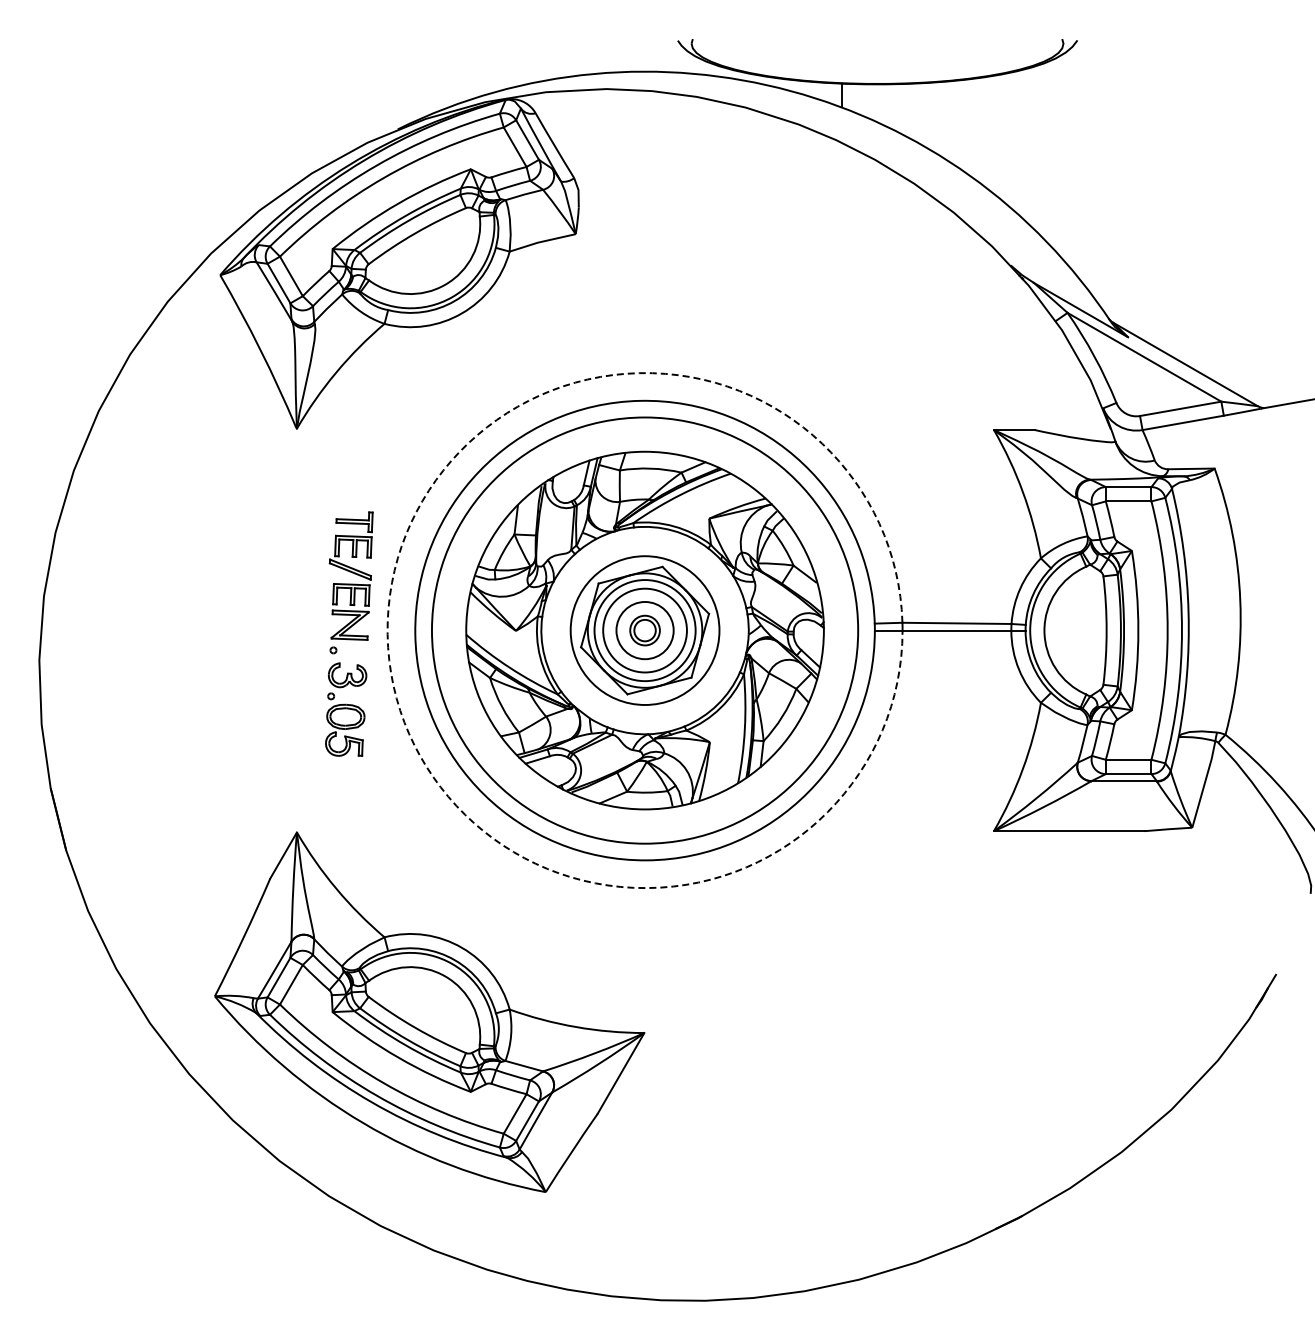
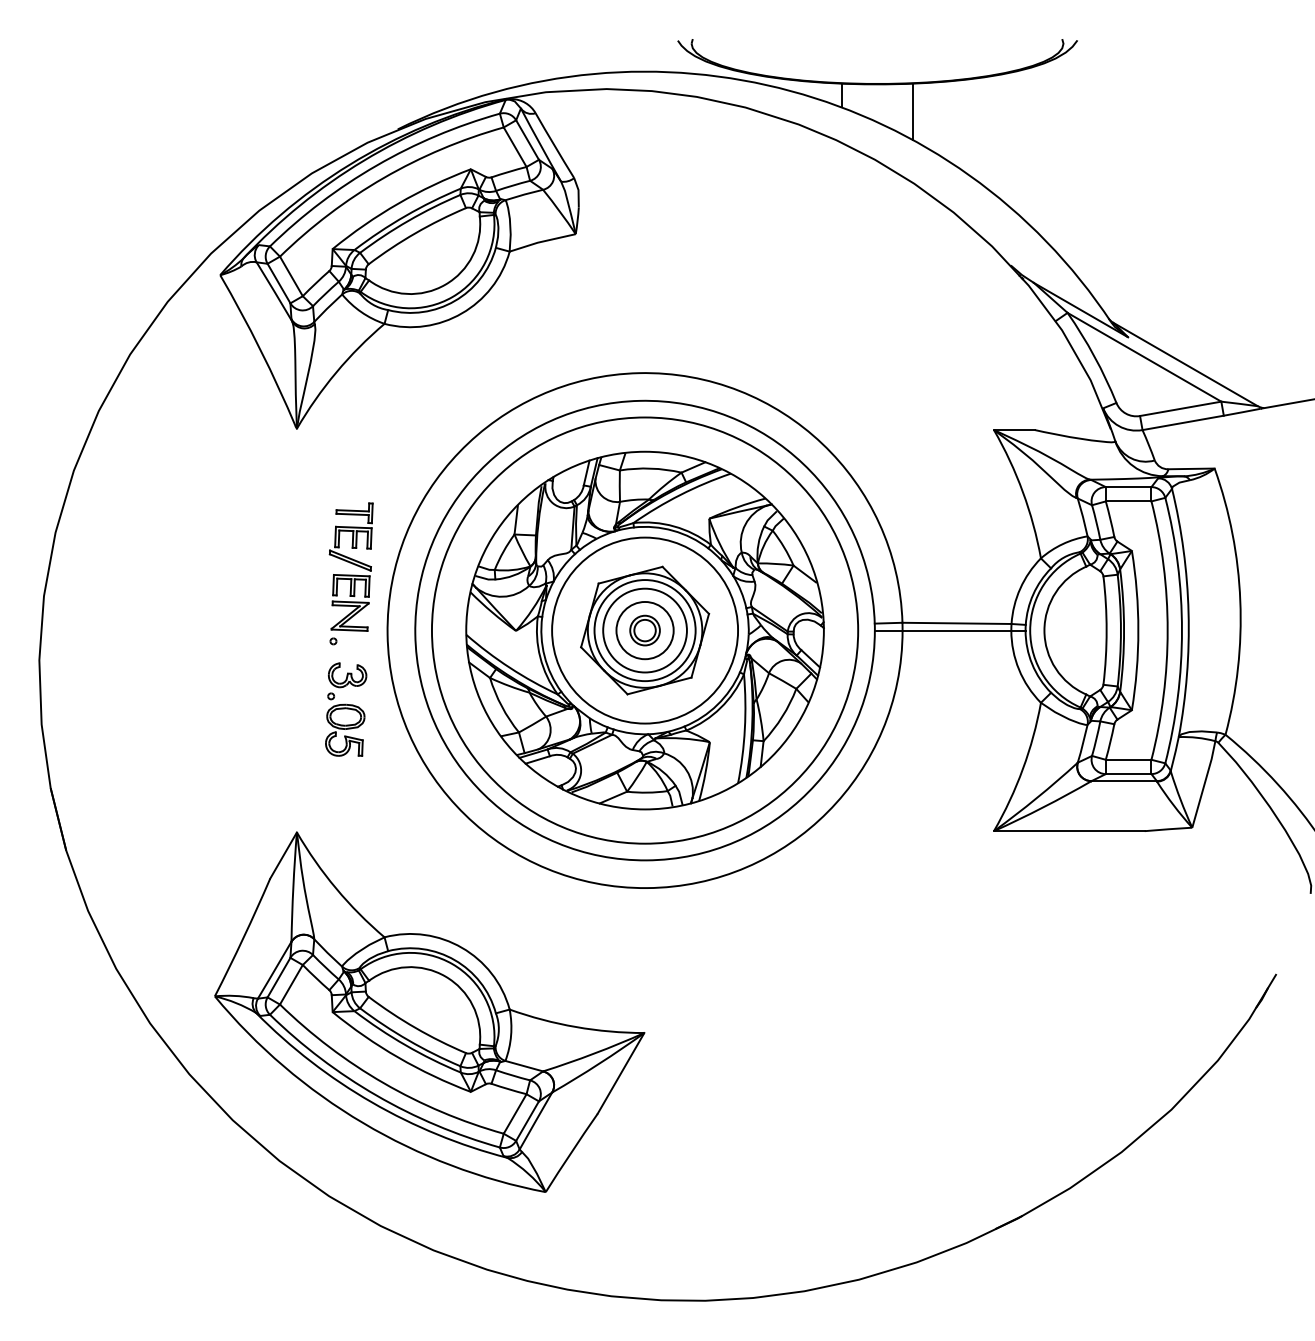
line: none -> present (913, 111)
part position: (350, 582) -> (350, 573) (350, 573)
circle diameter: 149 px -> 186 px (645, 630)
arc: dashed -> solid (387, 634)
